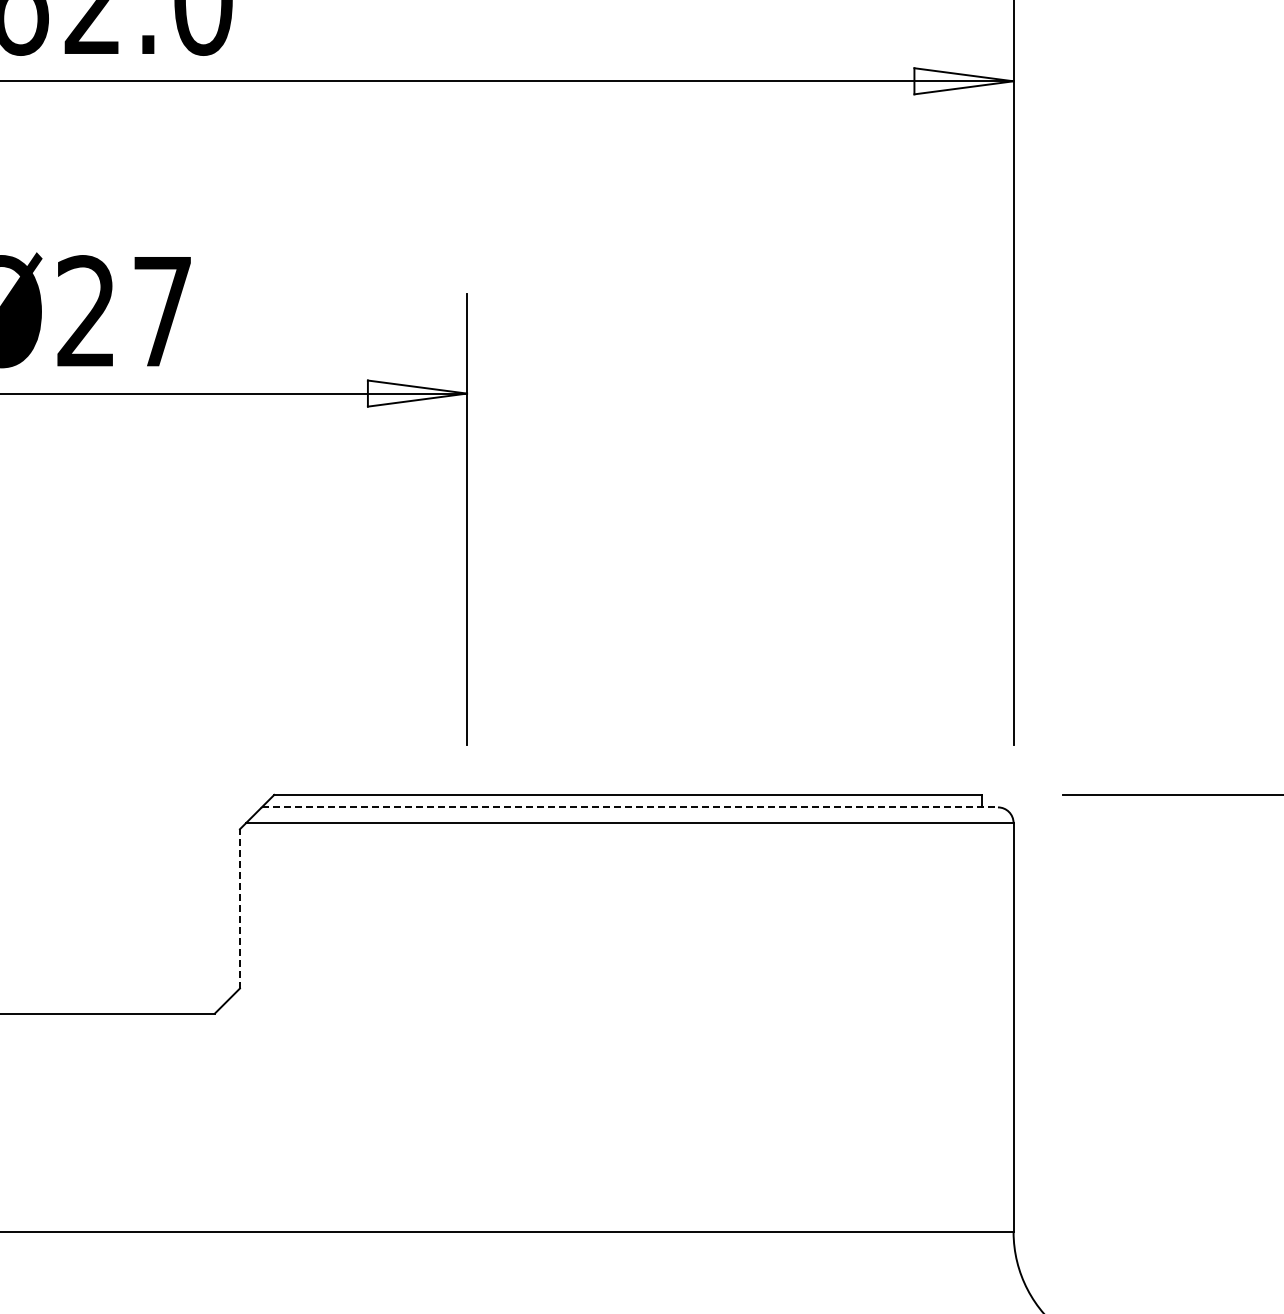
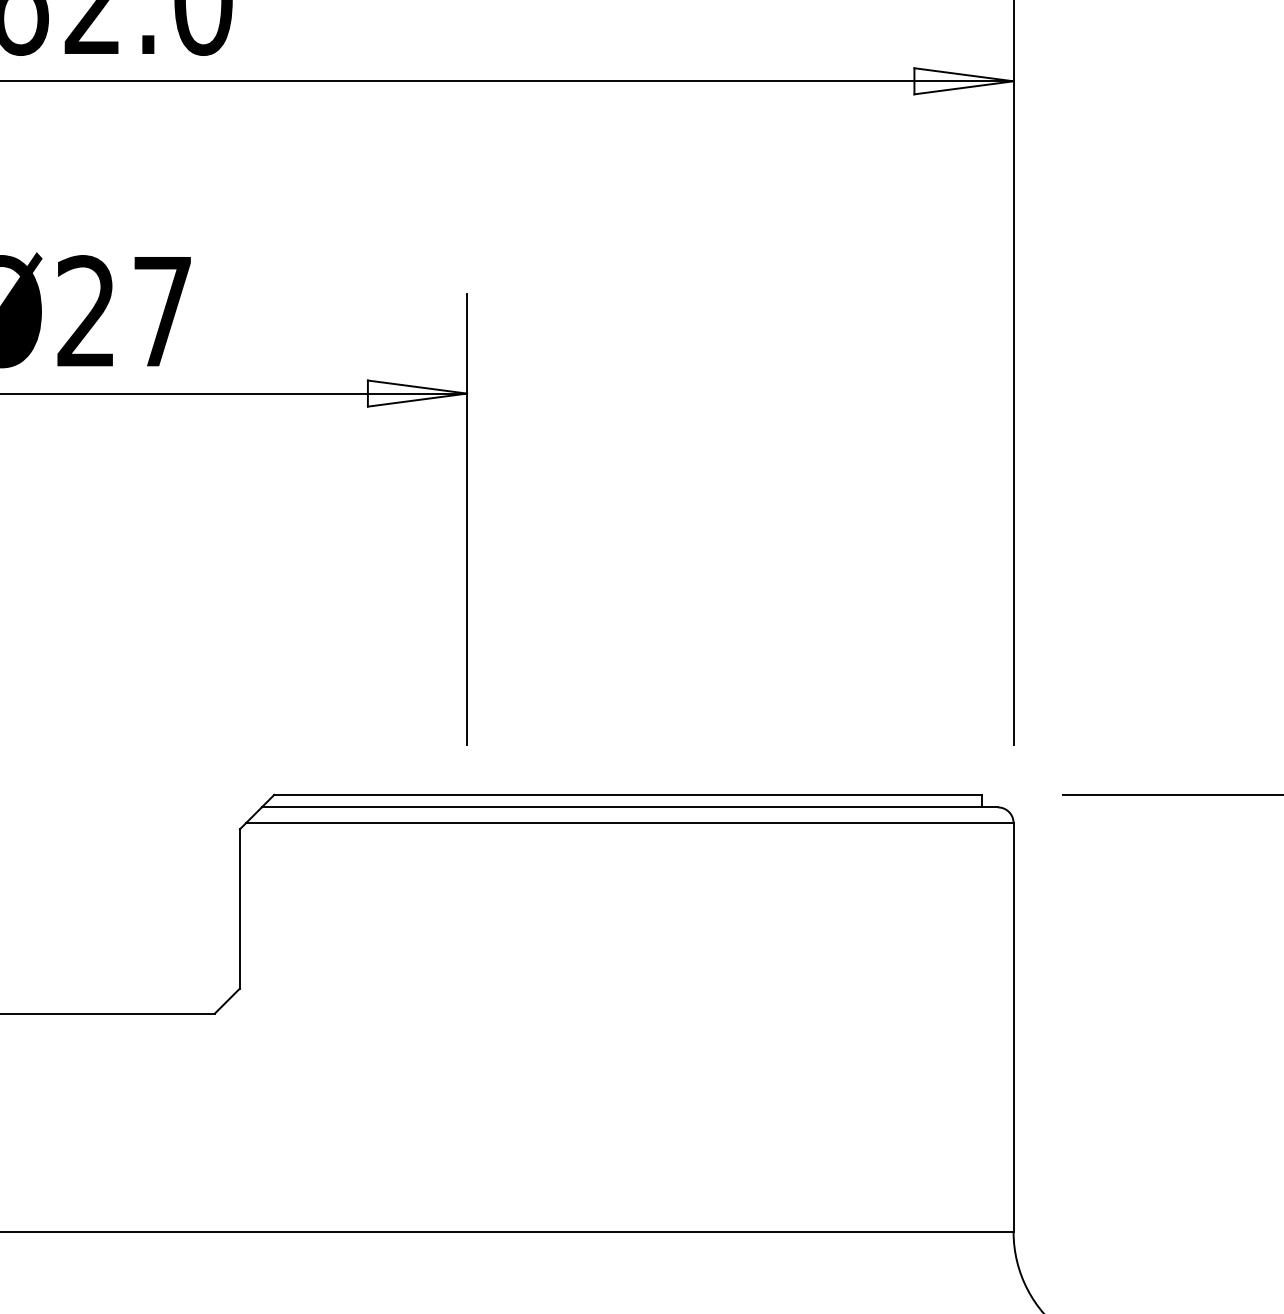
line: dashed -> solid (630, 807)
line: dashed -> solid (239, 908)
